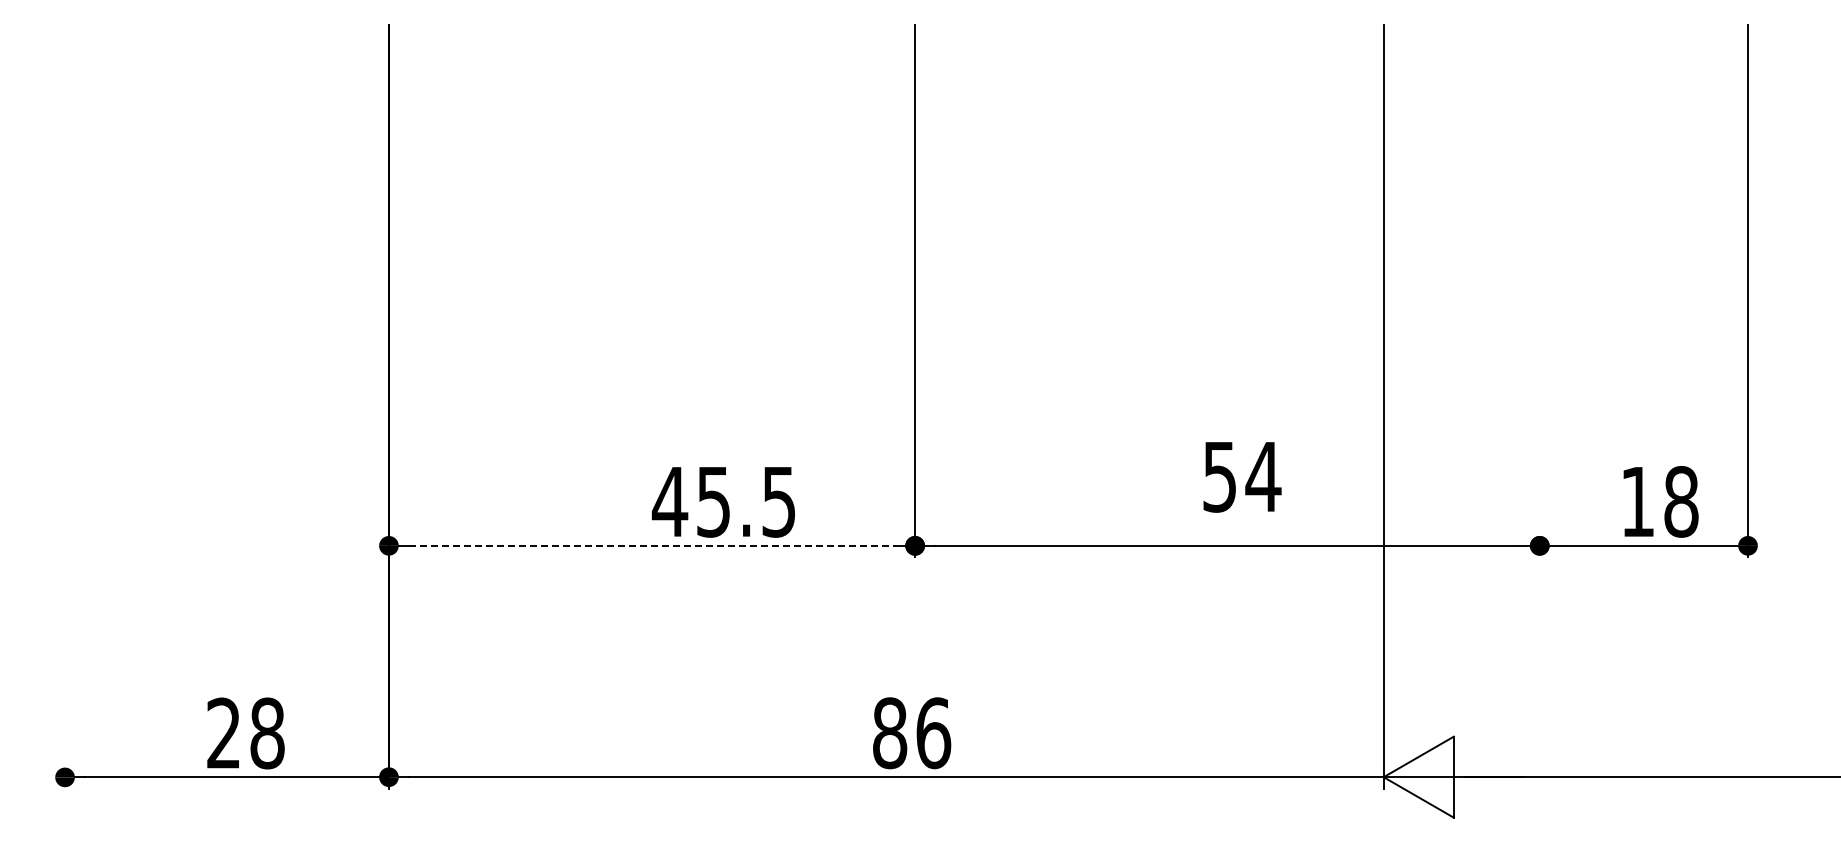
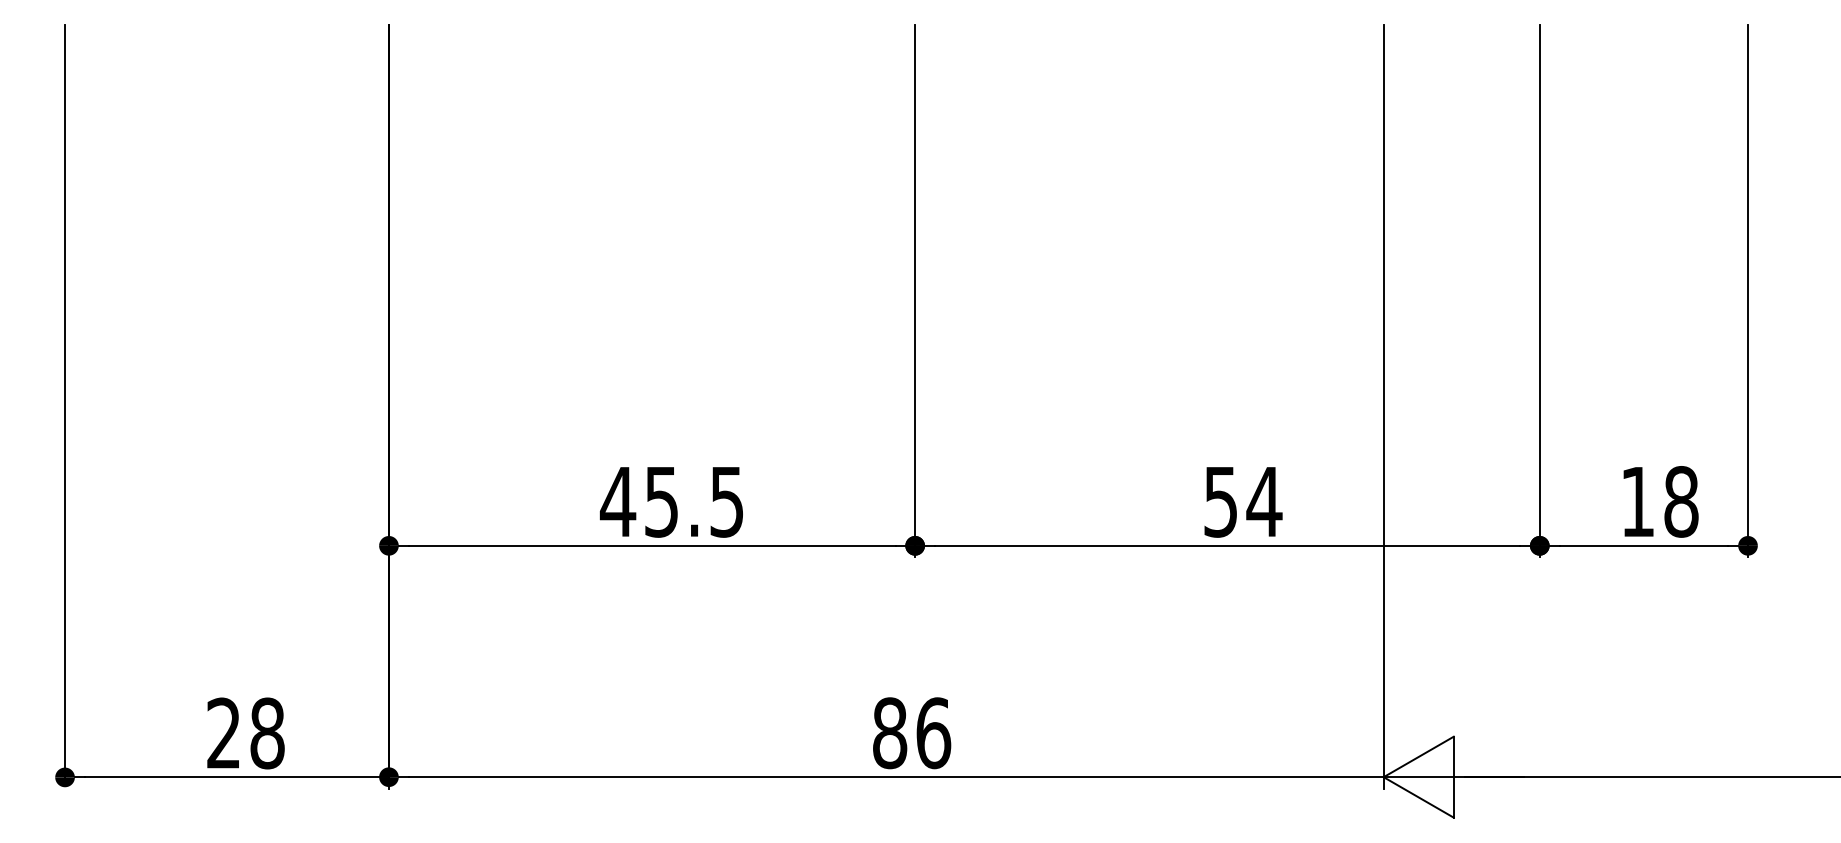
line: none -> present (1539, 291)
line: none -> present (65, 403)
text position: (1242, 477) -> (1243, 502) (1243, 502)
text position: (722, 502) -> (670, 502) (670, 502)
line: dashed -> solid (652, 545)
